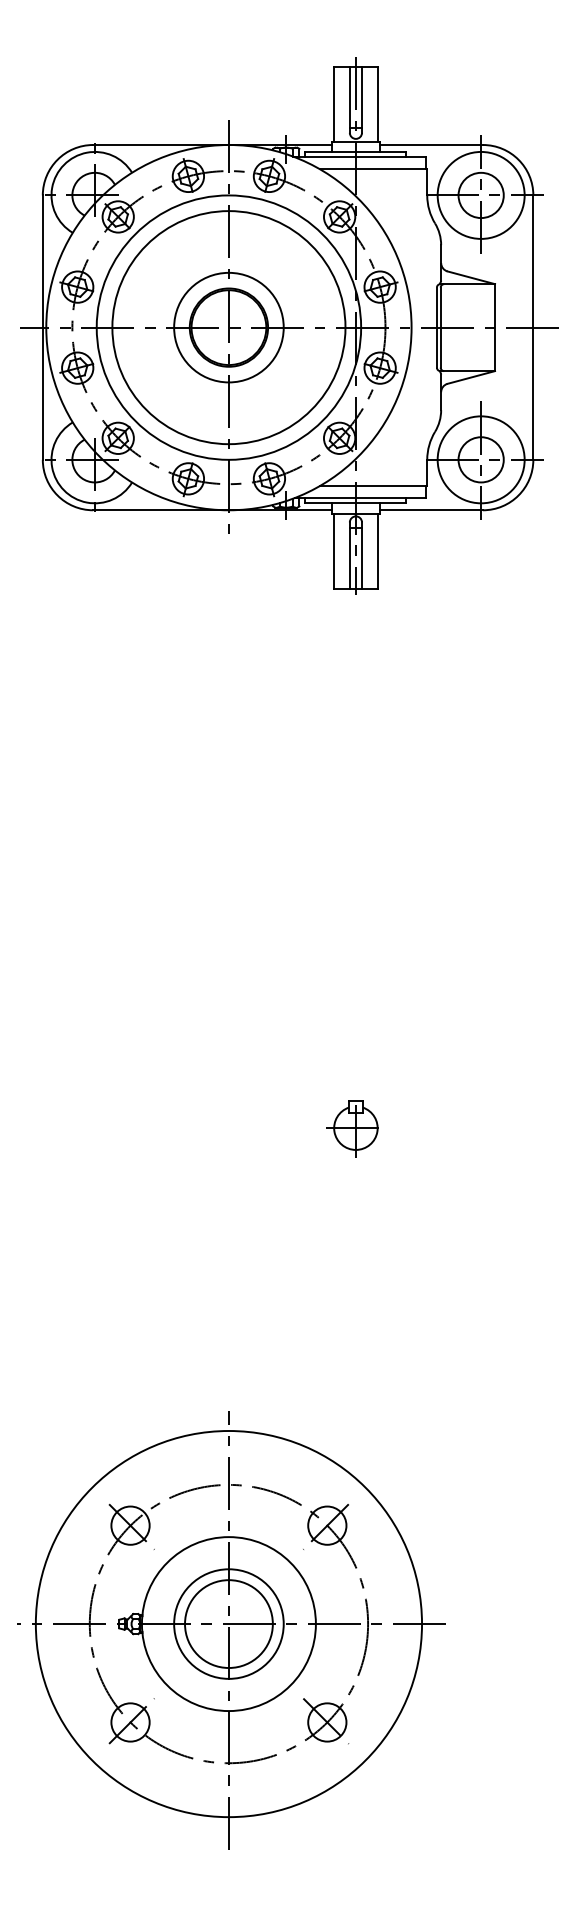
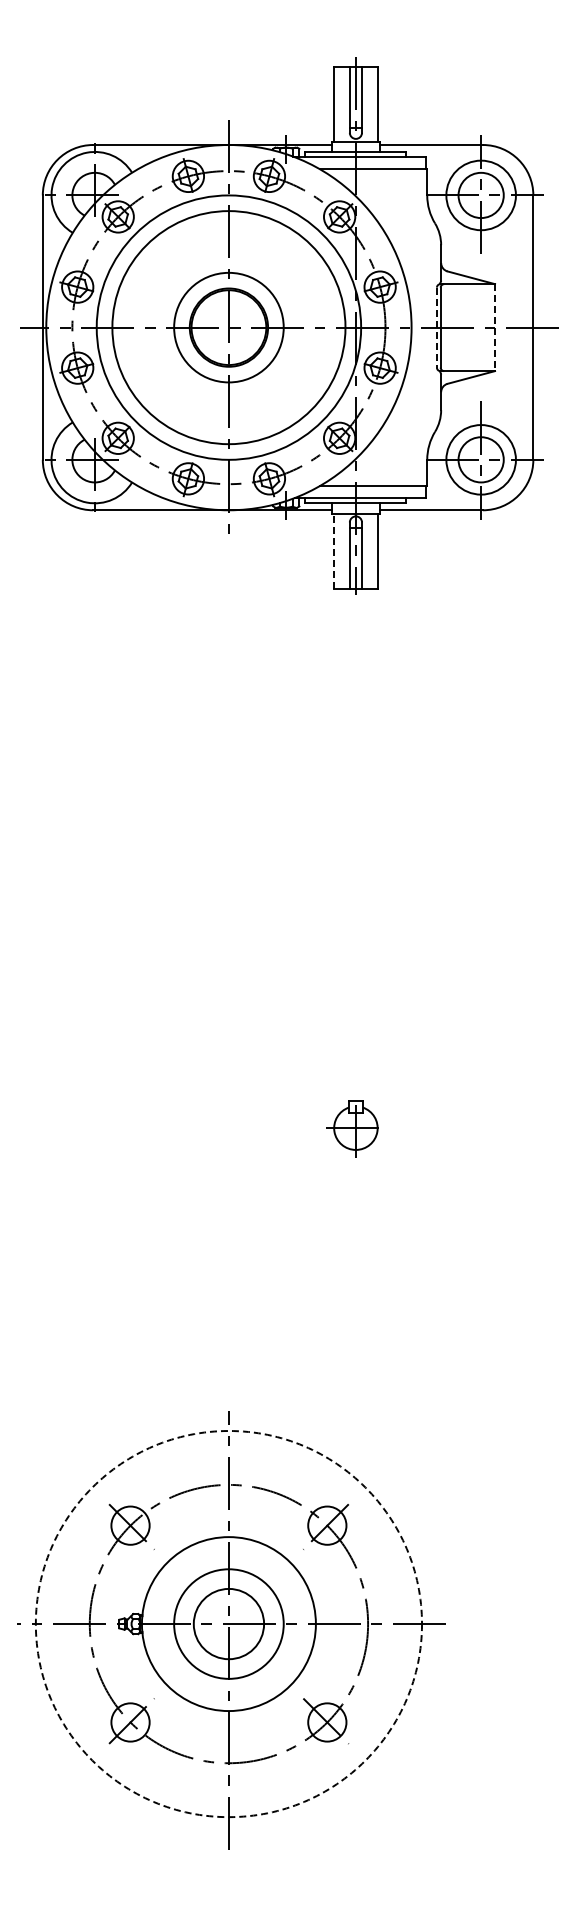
circle diameter: 87 px -> 70 px (480, 195)
line: solid -> dashed (436, 328)
line: solid -> dashed (495, 328)
circle diameter: 87 px -> 70 px (480, 459)
line: solid -> dashed (334, 550)
circle diameter: 88 px -> 70 px (228, 1623)
circle: solid -> dashed (228, 1624)
